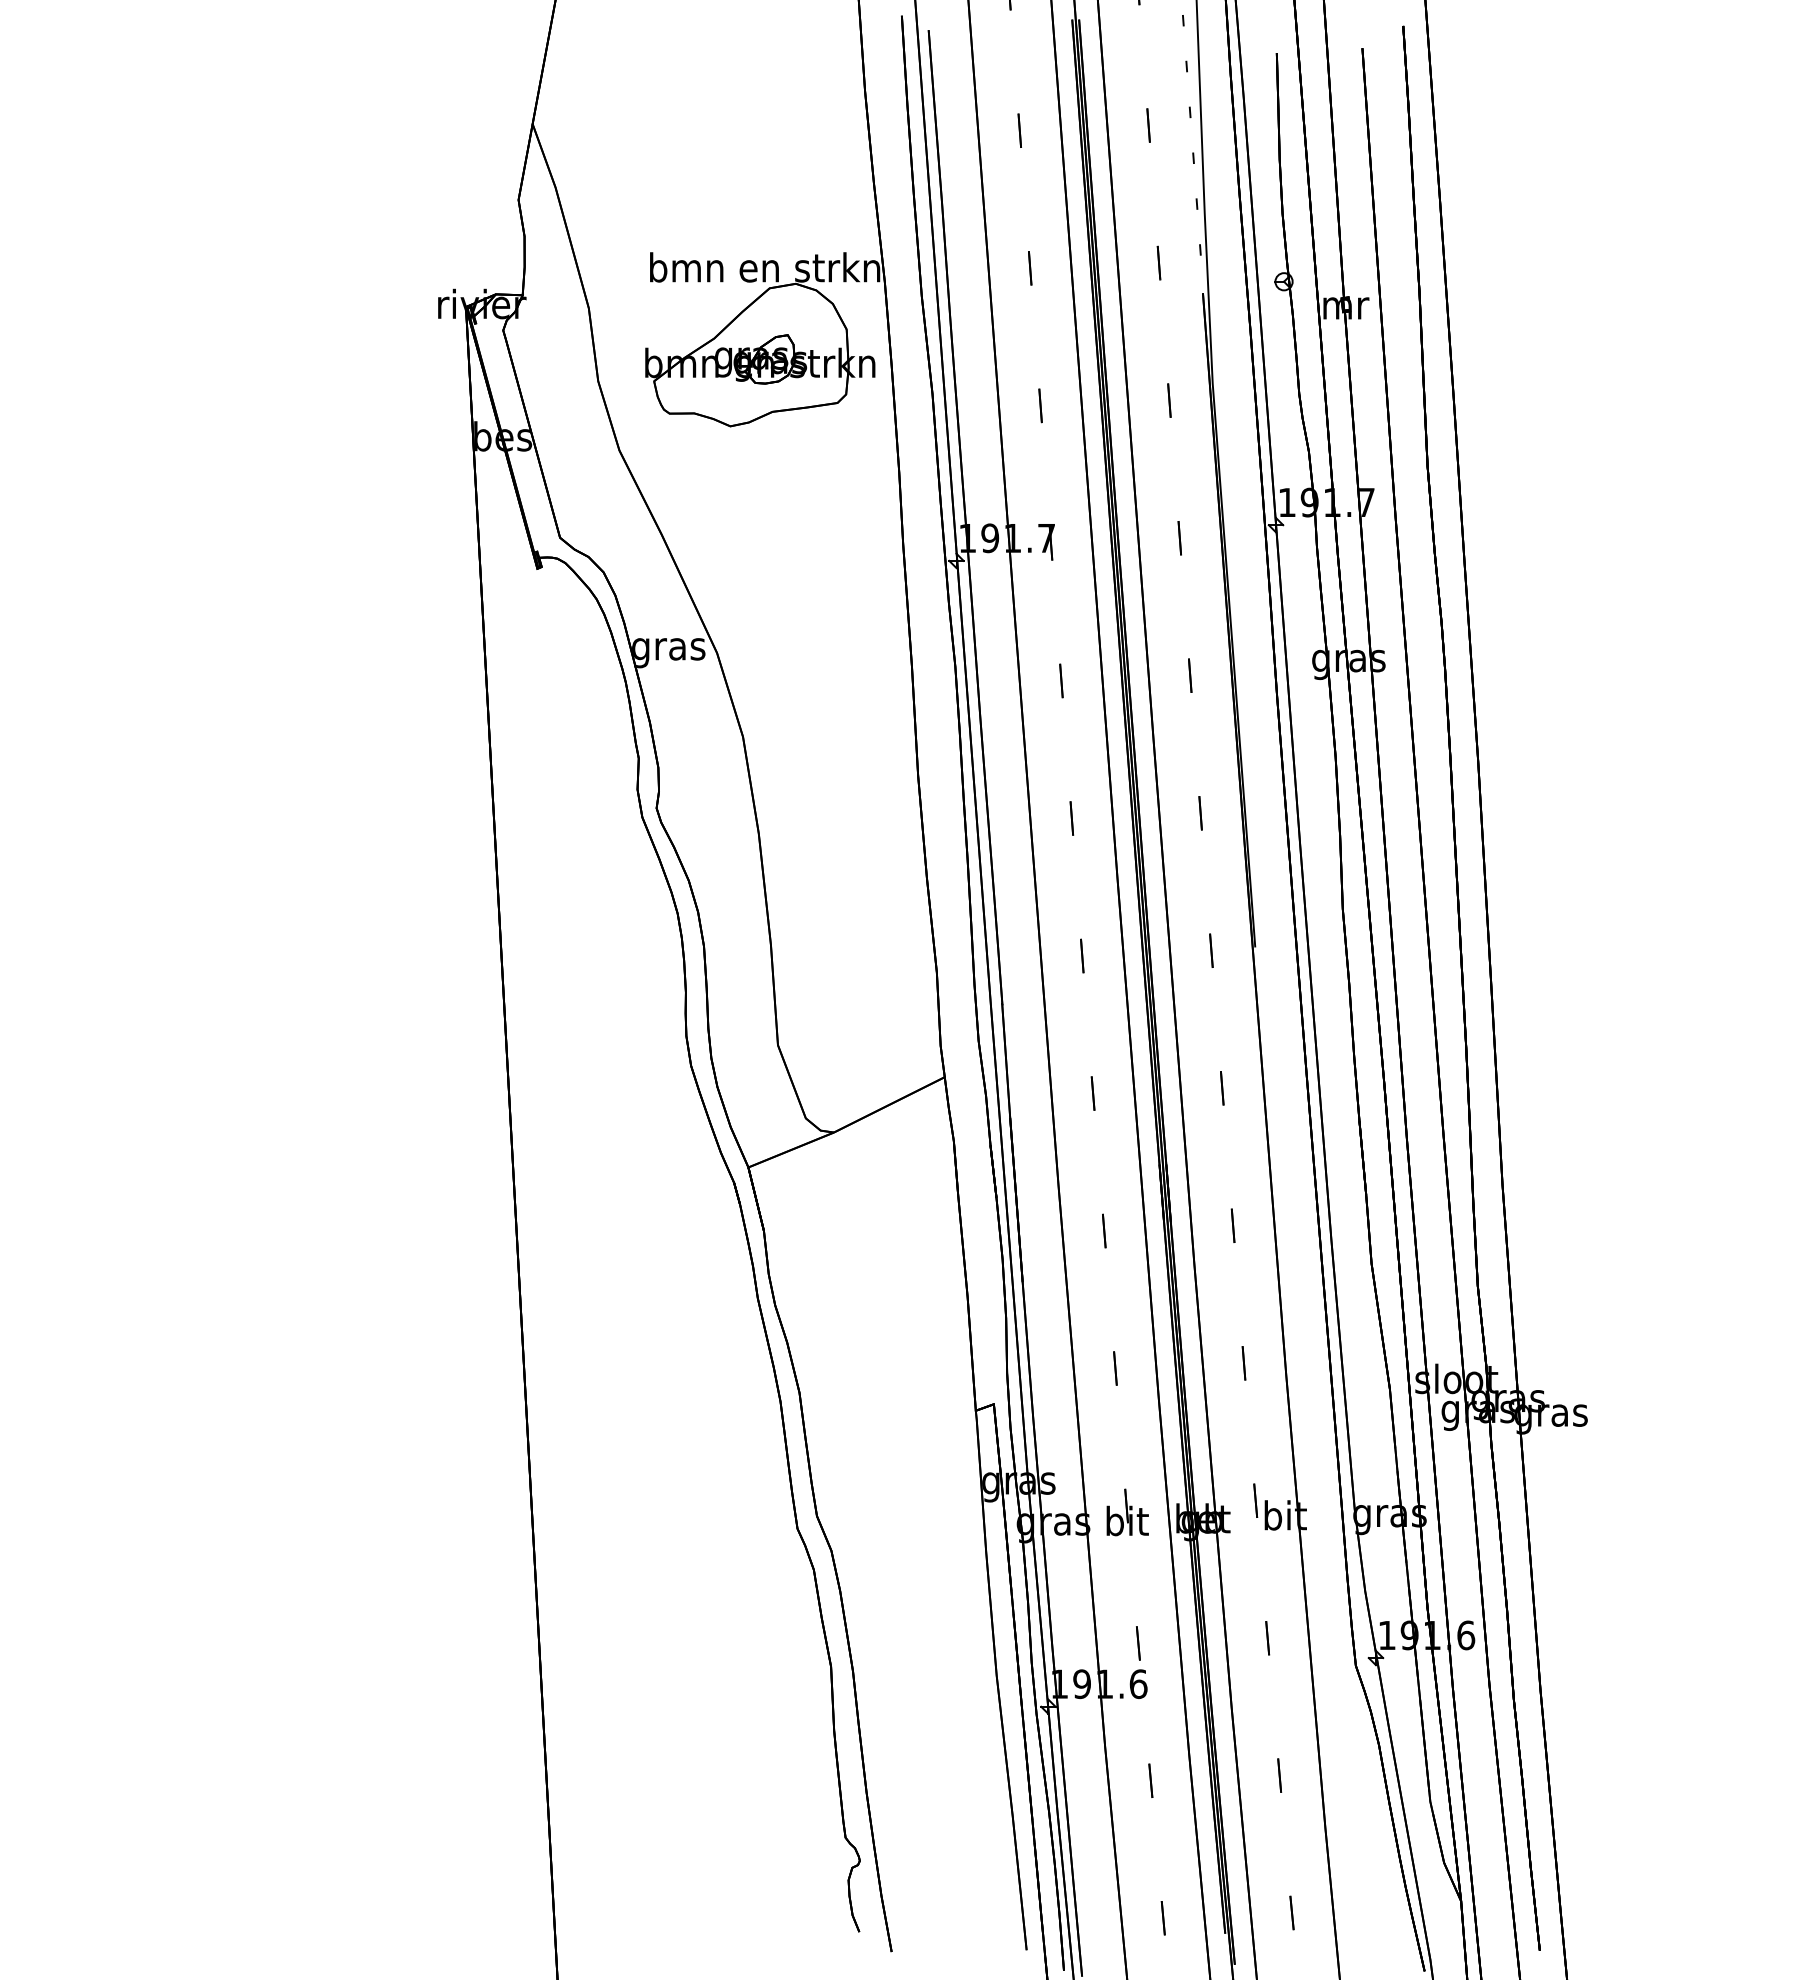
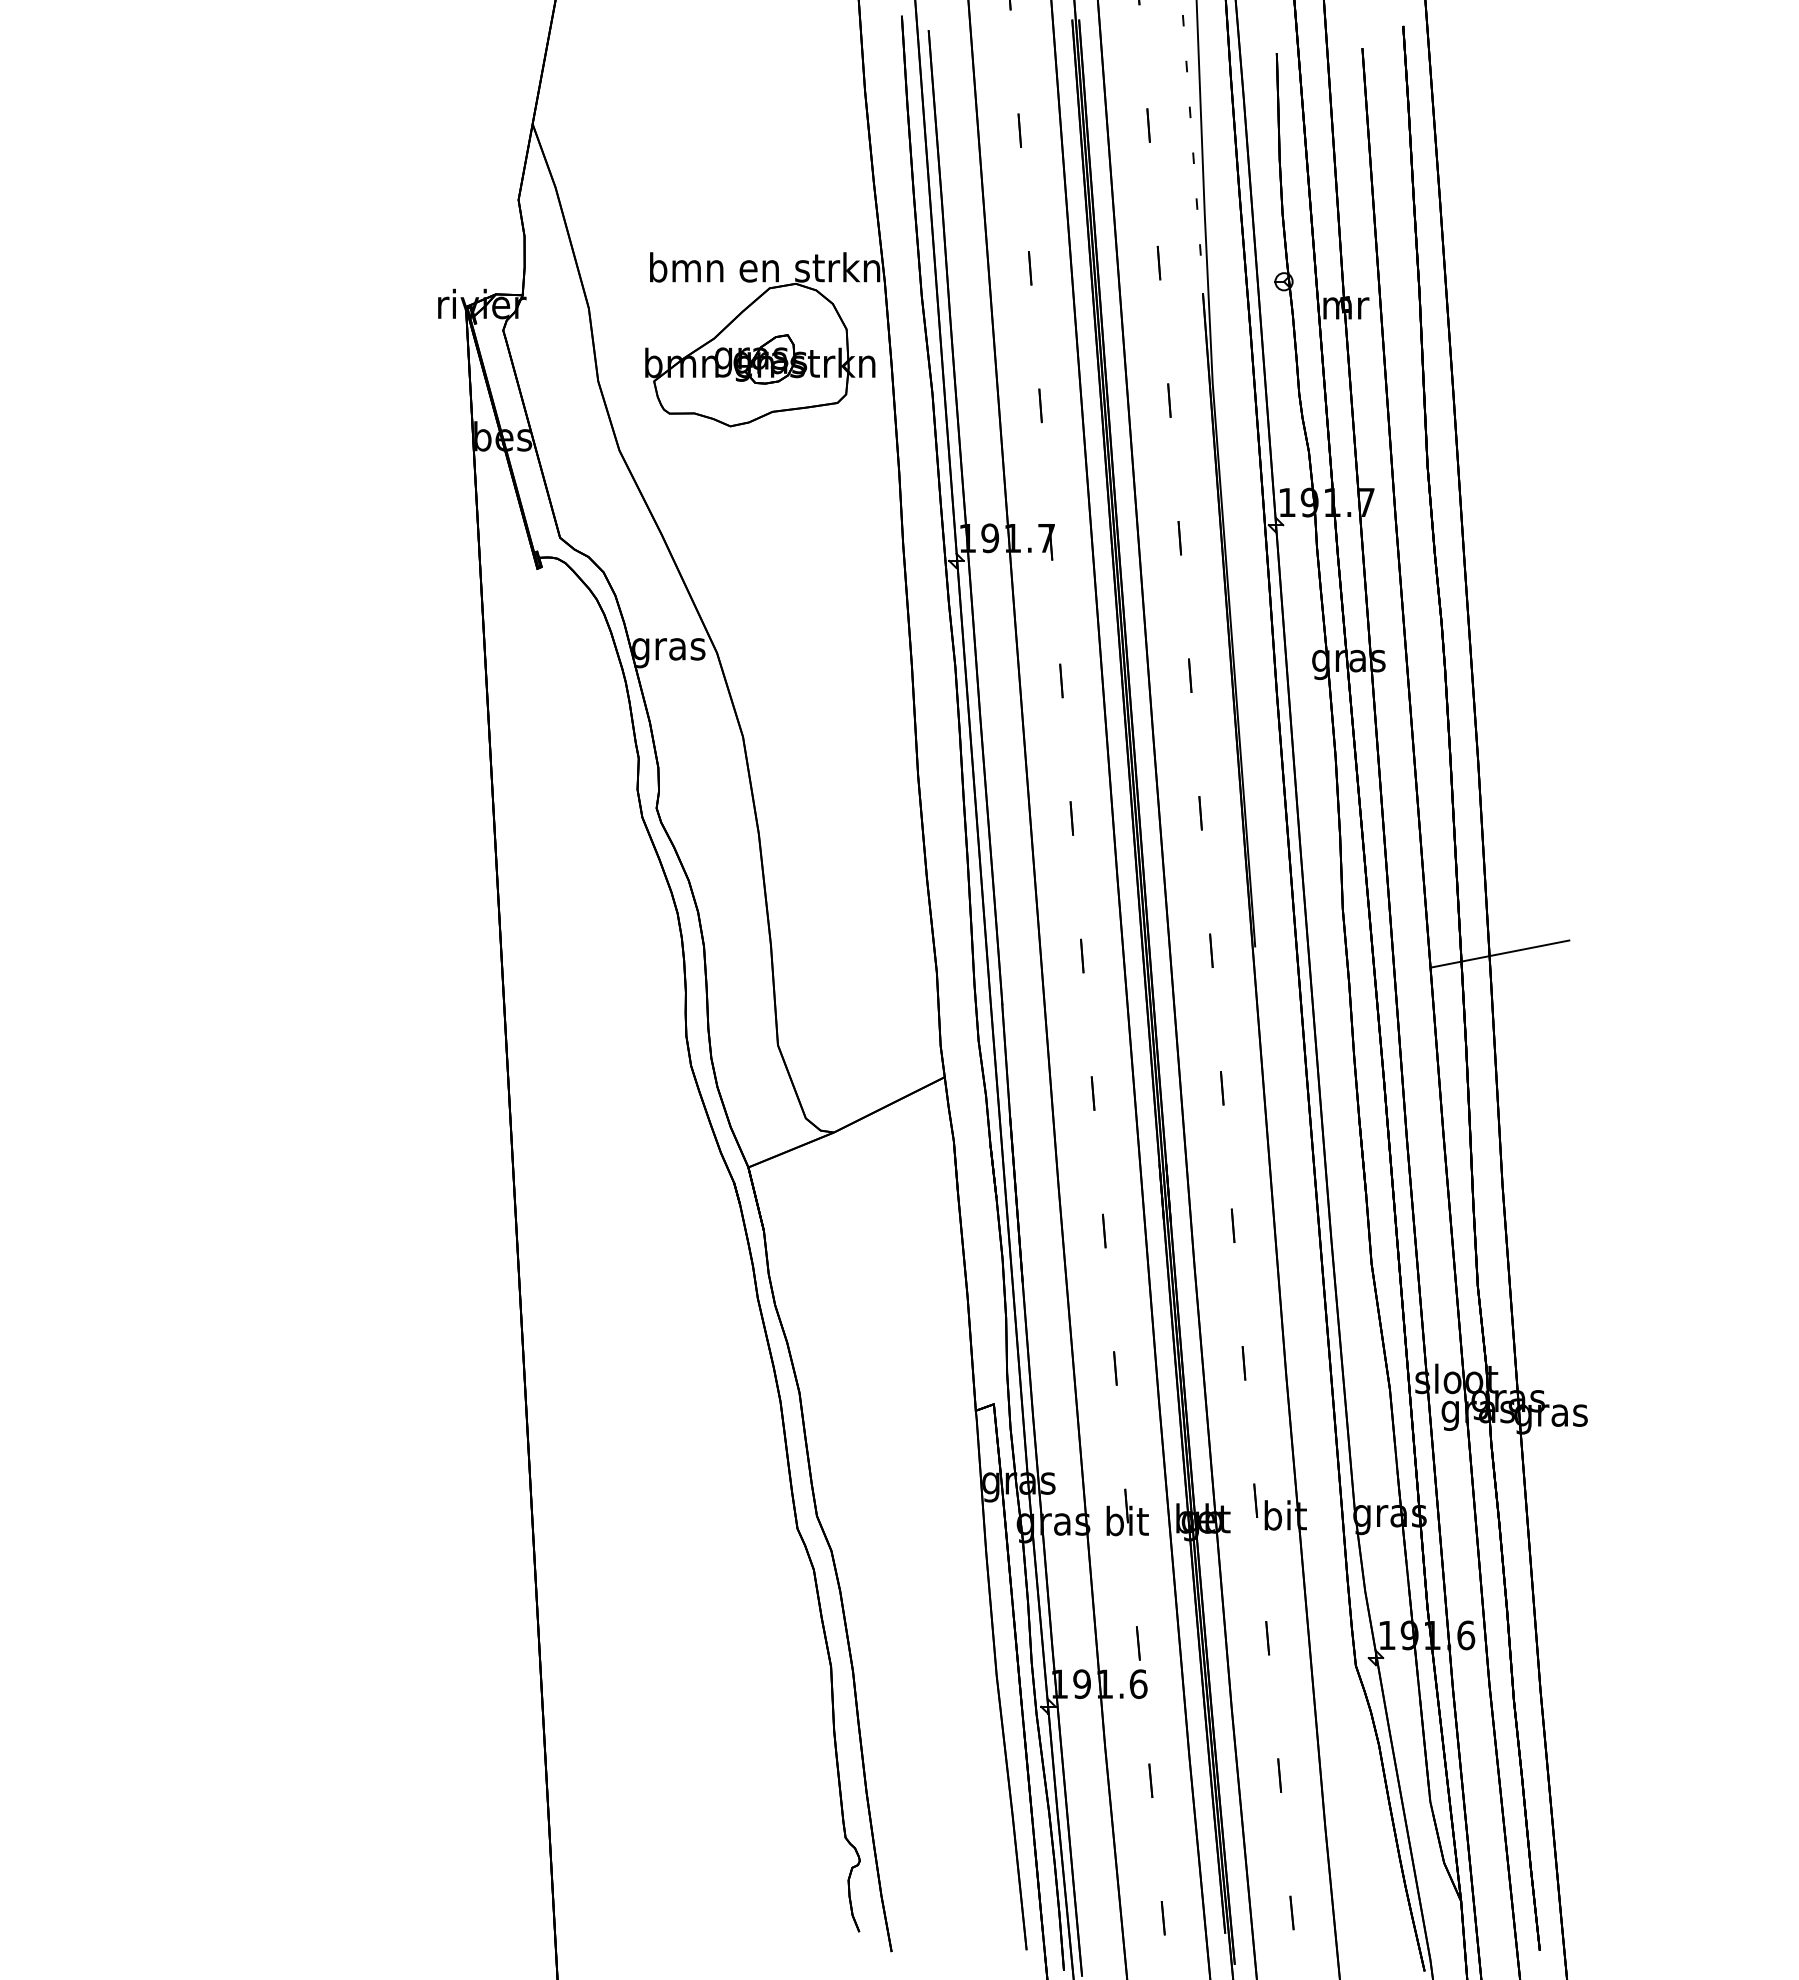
line: none -> present (1500, 953)
